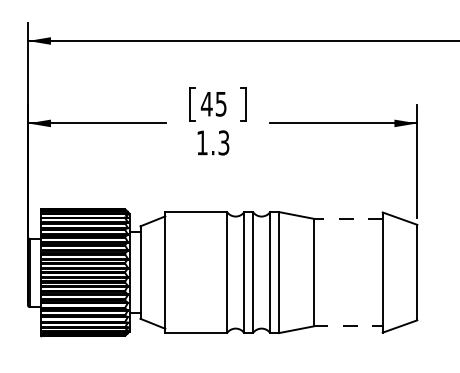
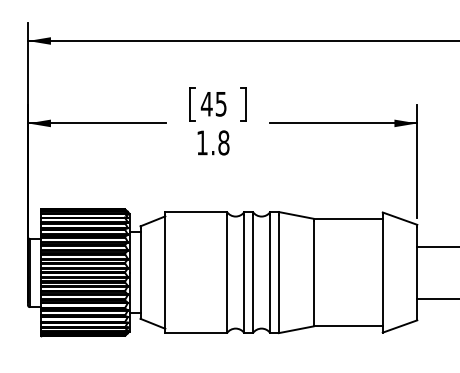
text: 1.3 -> 1.8 (223, 142)
line: dashed -> solid (348, 218)
line: none -> present (436, 246)
line: none -> present (436, 298)
line: dashed -> solid (348, 326)
